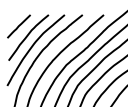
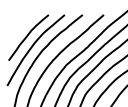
line: present -> none (18, 26)
